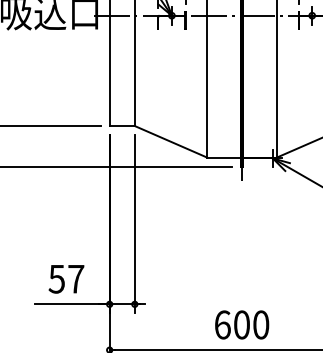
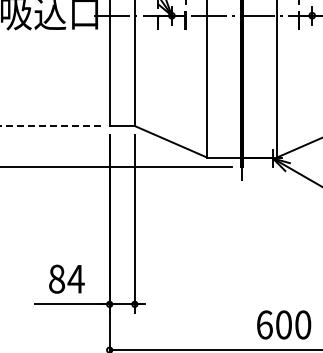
line: solid -> dashed (50, 126)
text: 57 -> 84 (66, 278)
text position: (242, 324) -> (284, 324) (284, 324)
